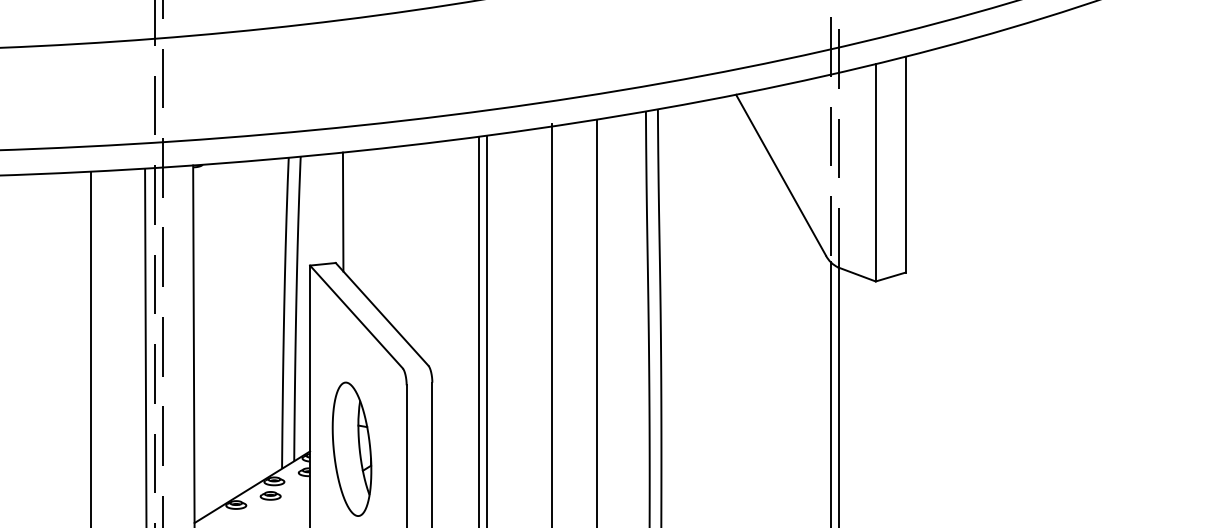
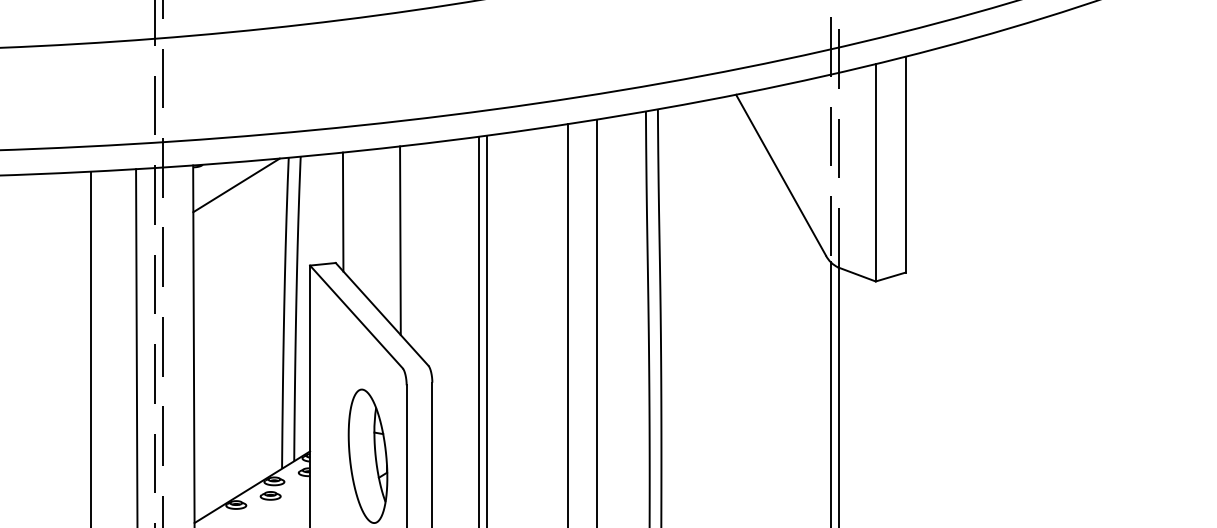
line: none -> present (236, 185)
line: none -> present (400, 240)
line position: (551, 324) -> (567, 324) (567, 324)
line position: (145, 346) -> (136, 346) (136, 346)
part position: (351, 448) -> (367, 455) (367, 455)
